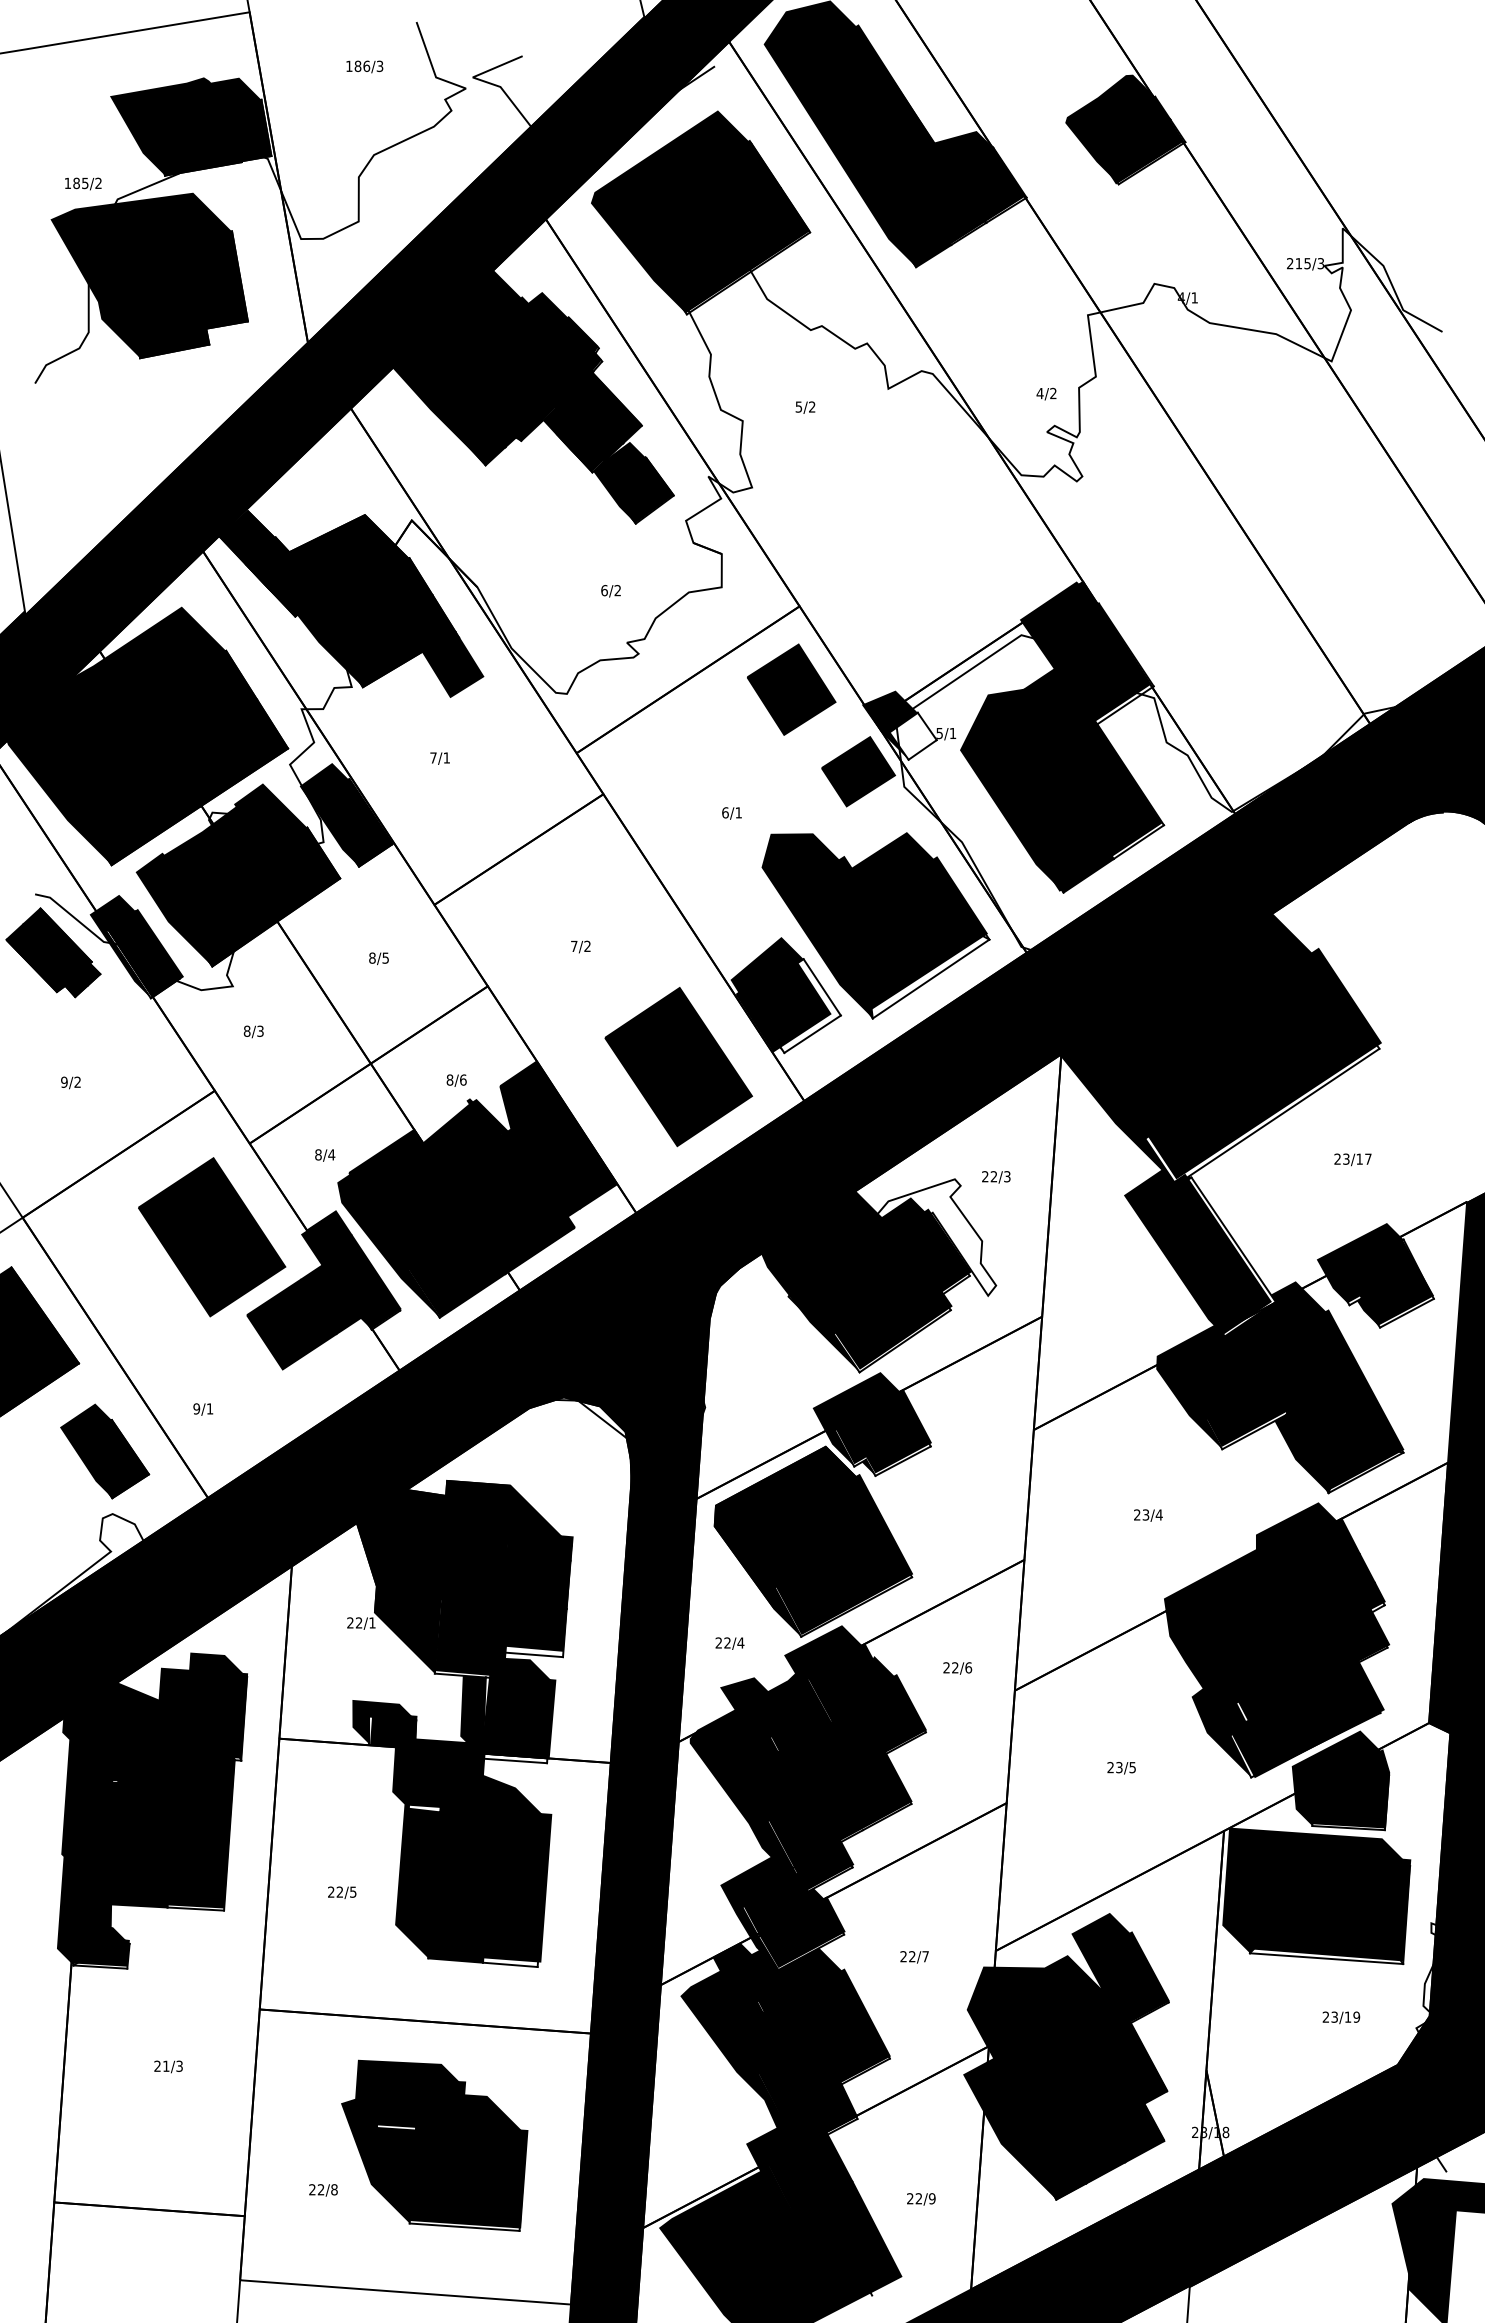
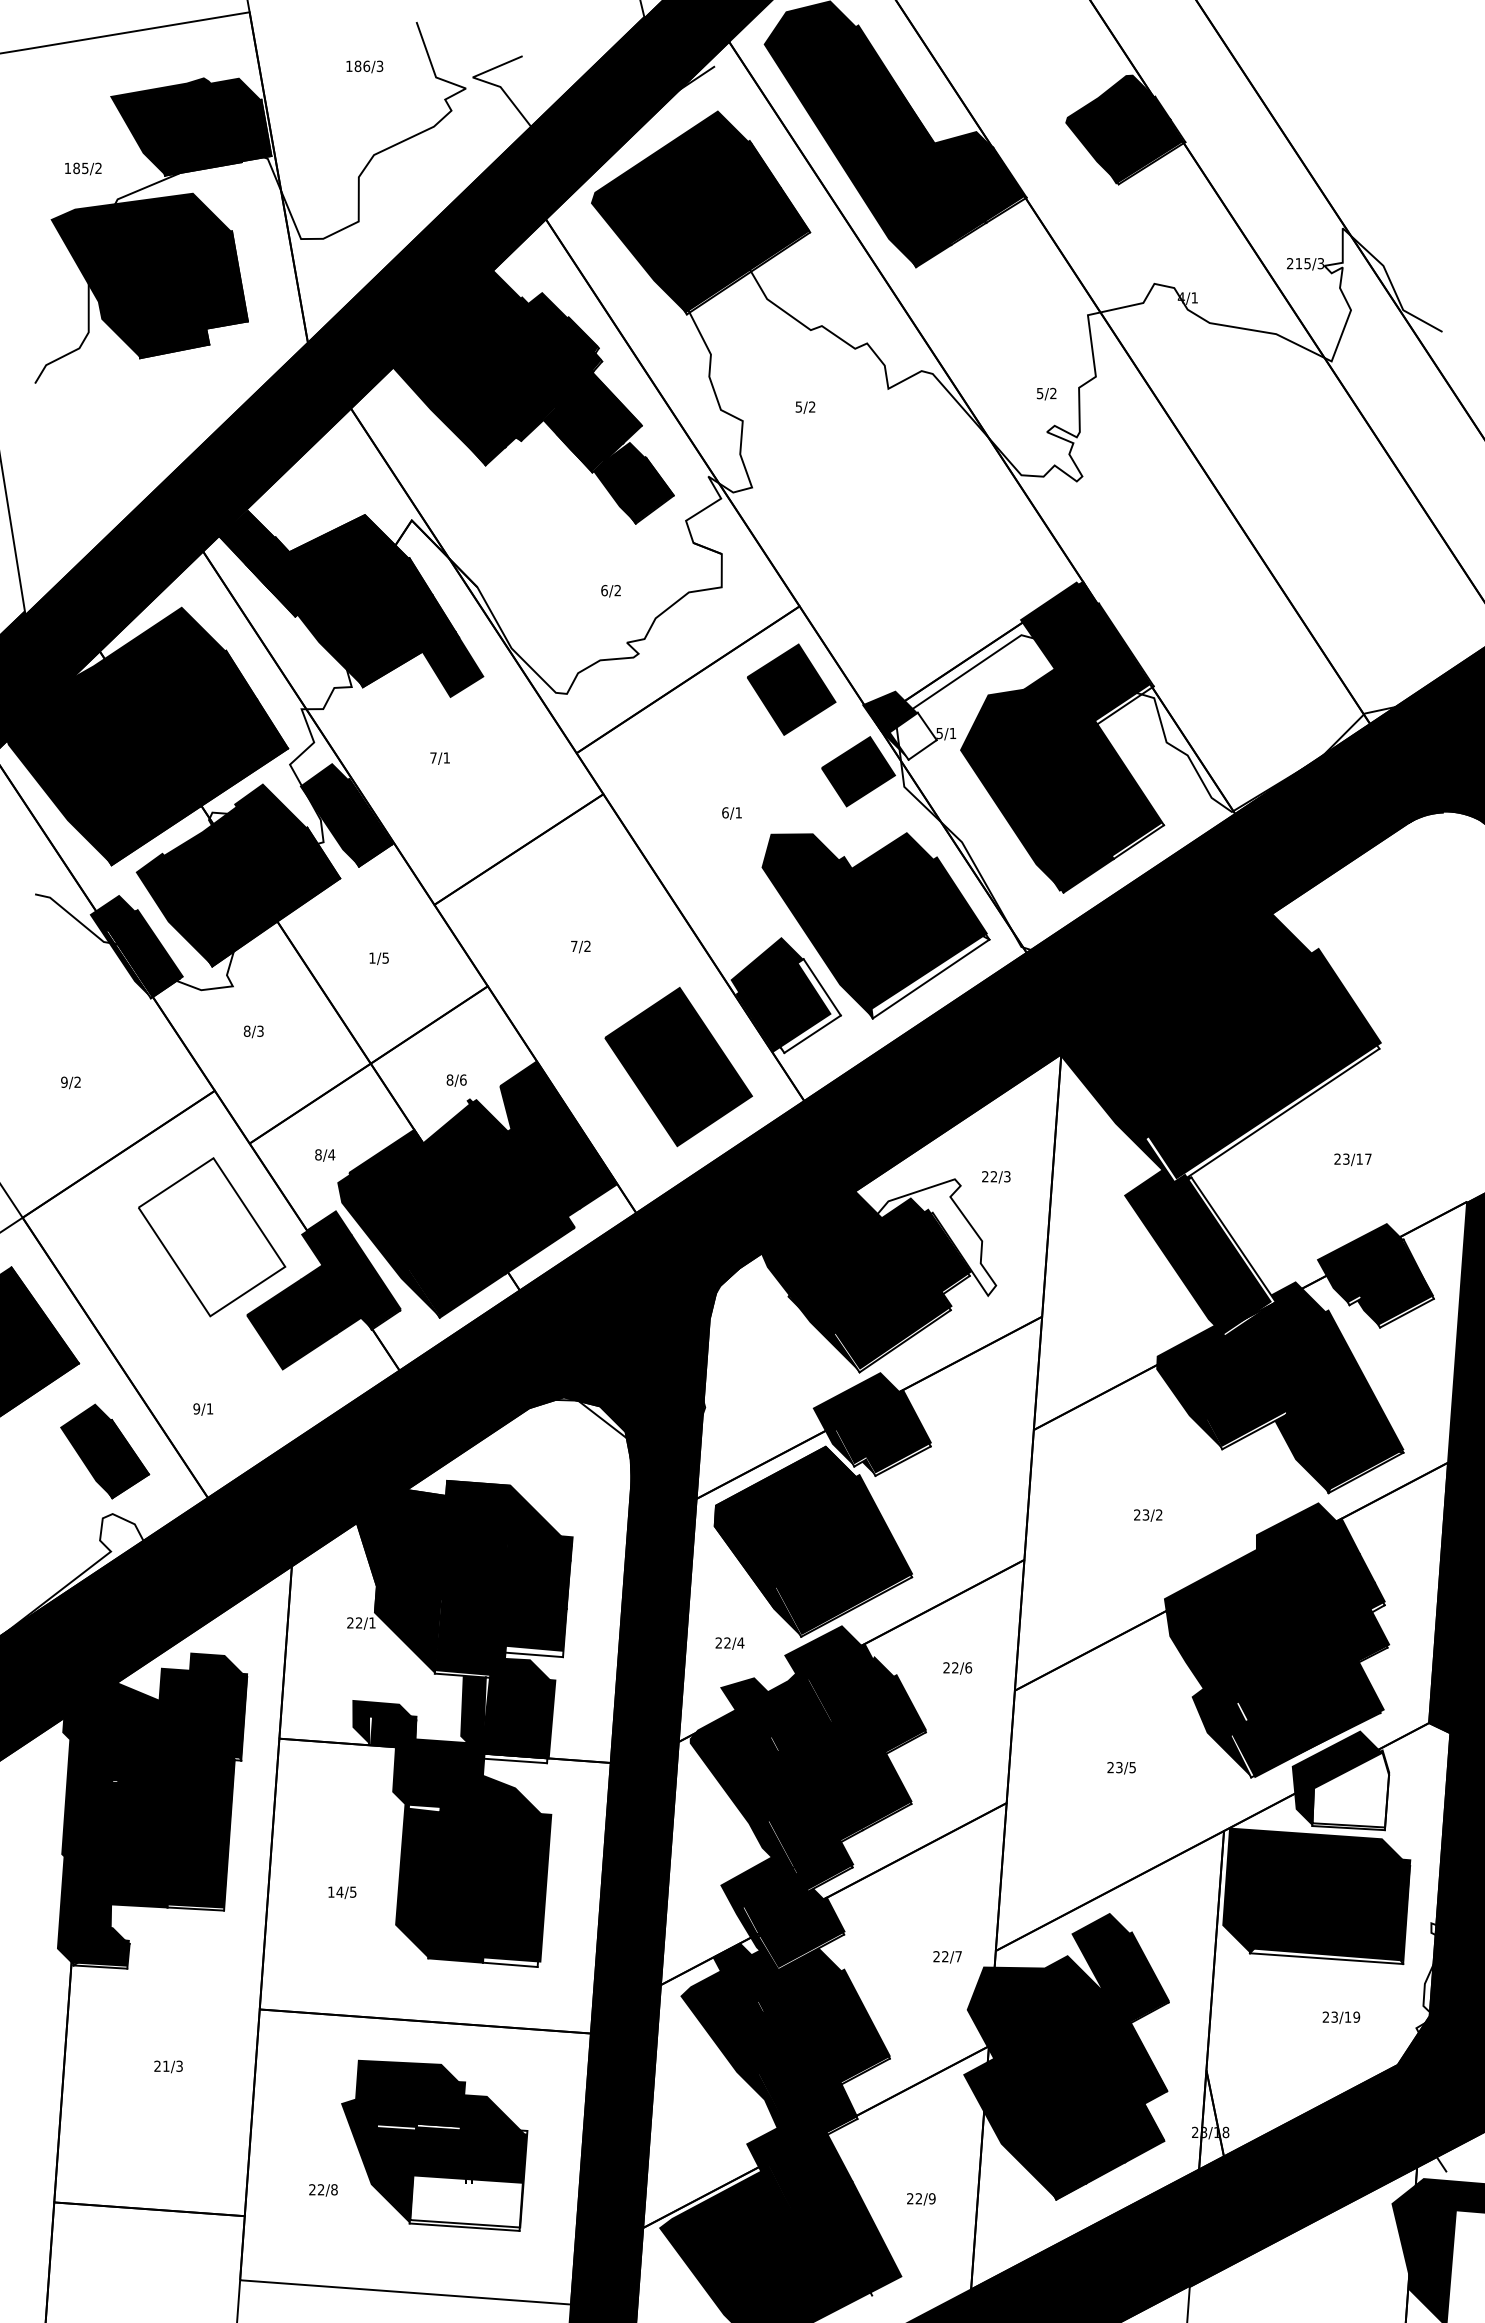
text position: (83, 183) -> (83, 168) (83, 168)
text: 4/2 -> 5/2 (1039, 393)
part: present -> none (53, 952)
text: 8/5 -> 1/5 (372, 957)
fill: present -> none (211, 1237)
text: 23/4 -> 23/2 (1158, 1514)
fill: present -> none (1350, 1788)
text: 22/5 -> 14/5 (335, 1891)
text position: (914, 1957) -> (947, 1957) (947, 1957)
fill: present -> none (468, 2175)
